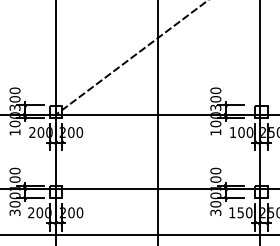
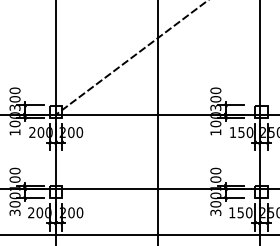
text: 100 -> 150 (241, 132)
